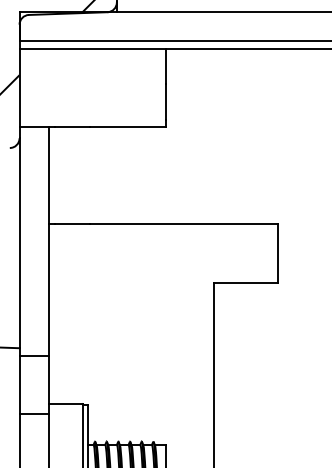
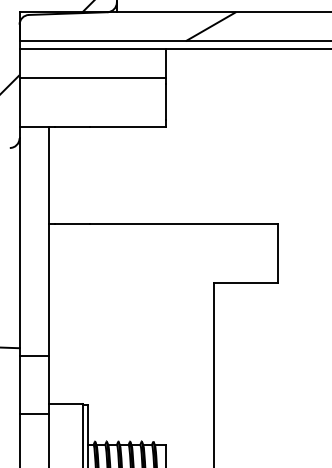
hatch: none -> present (210, 26)
line: none -> present (92, 78)
